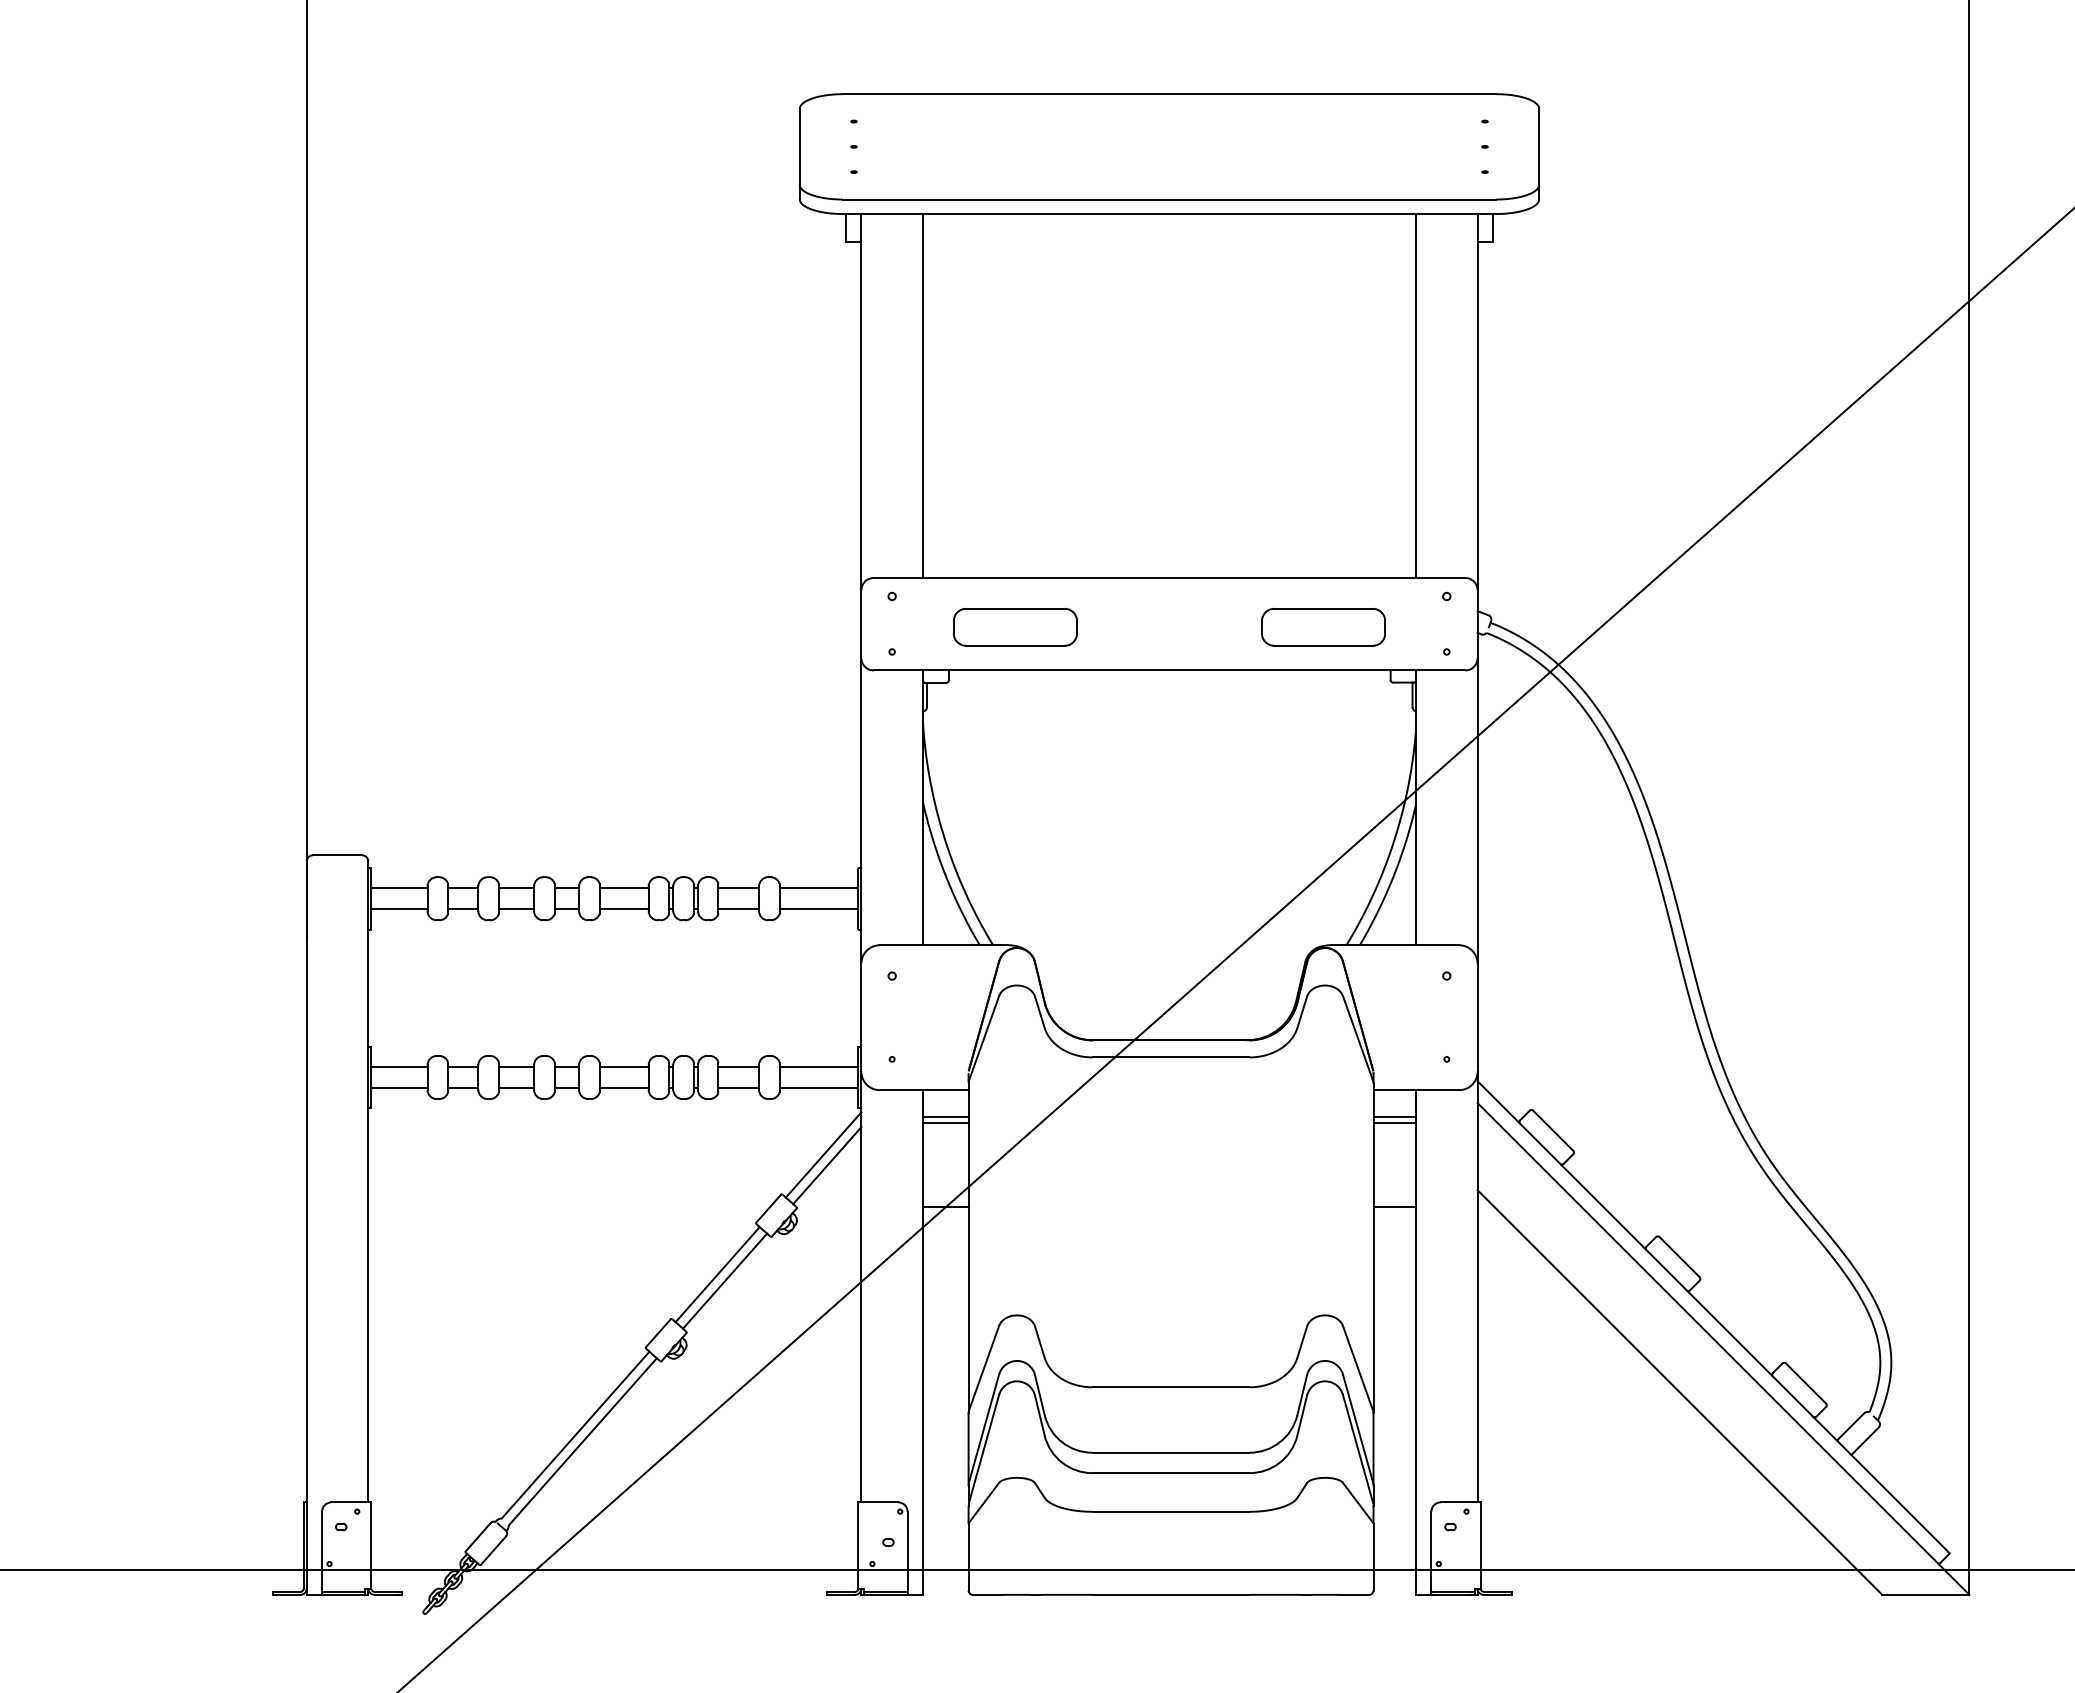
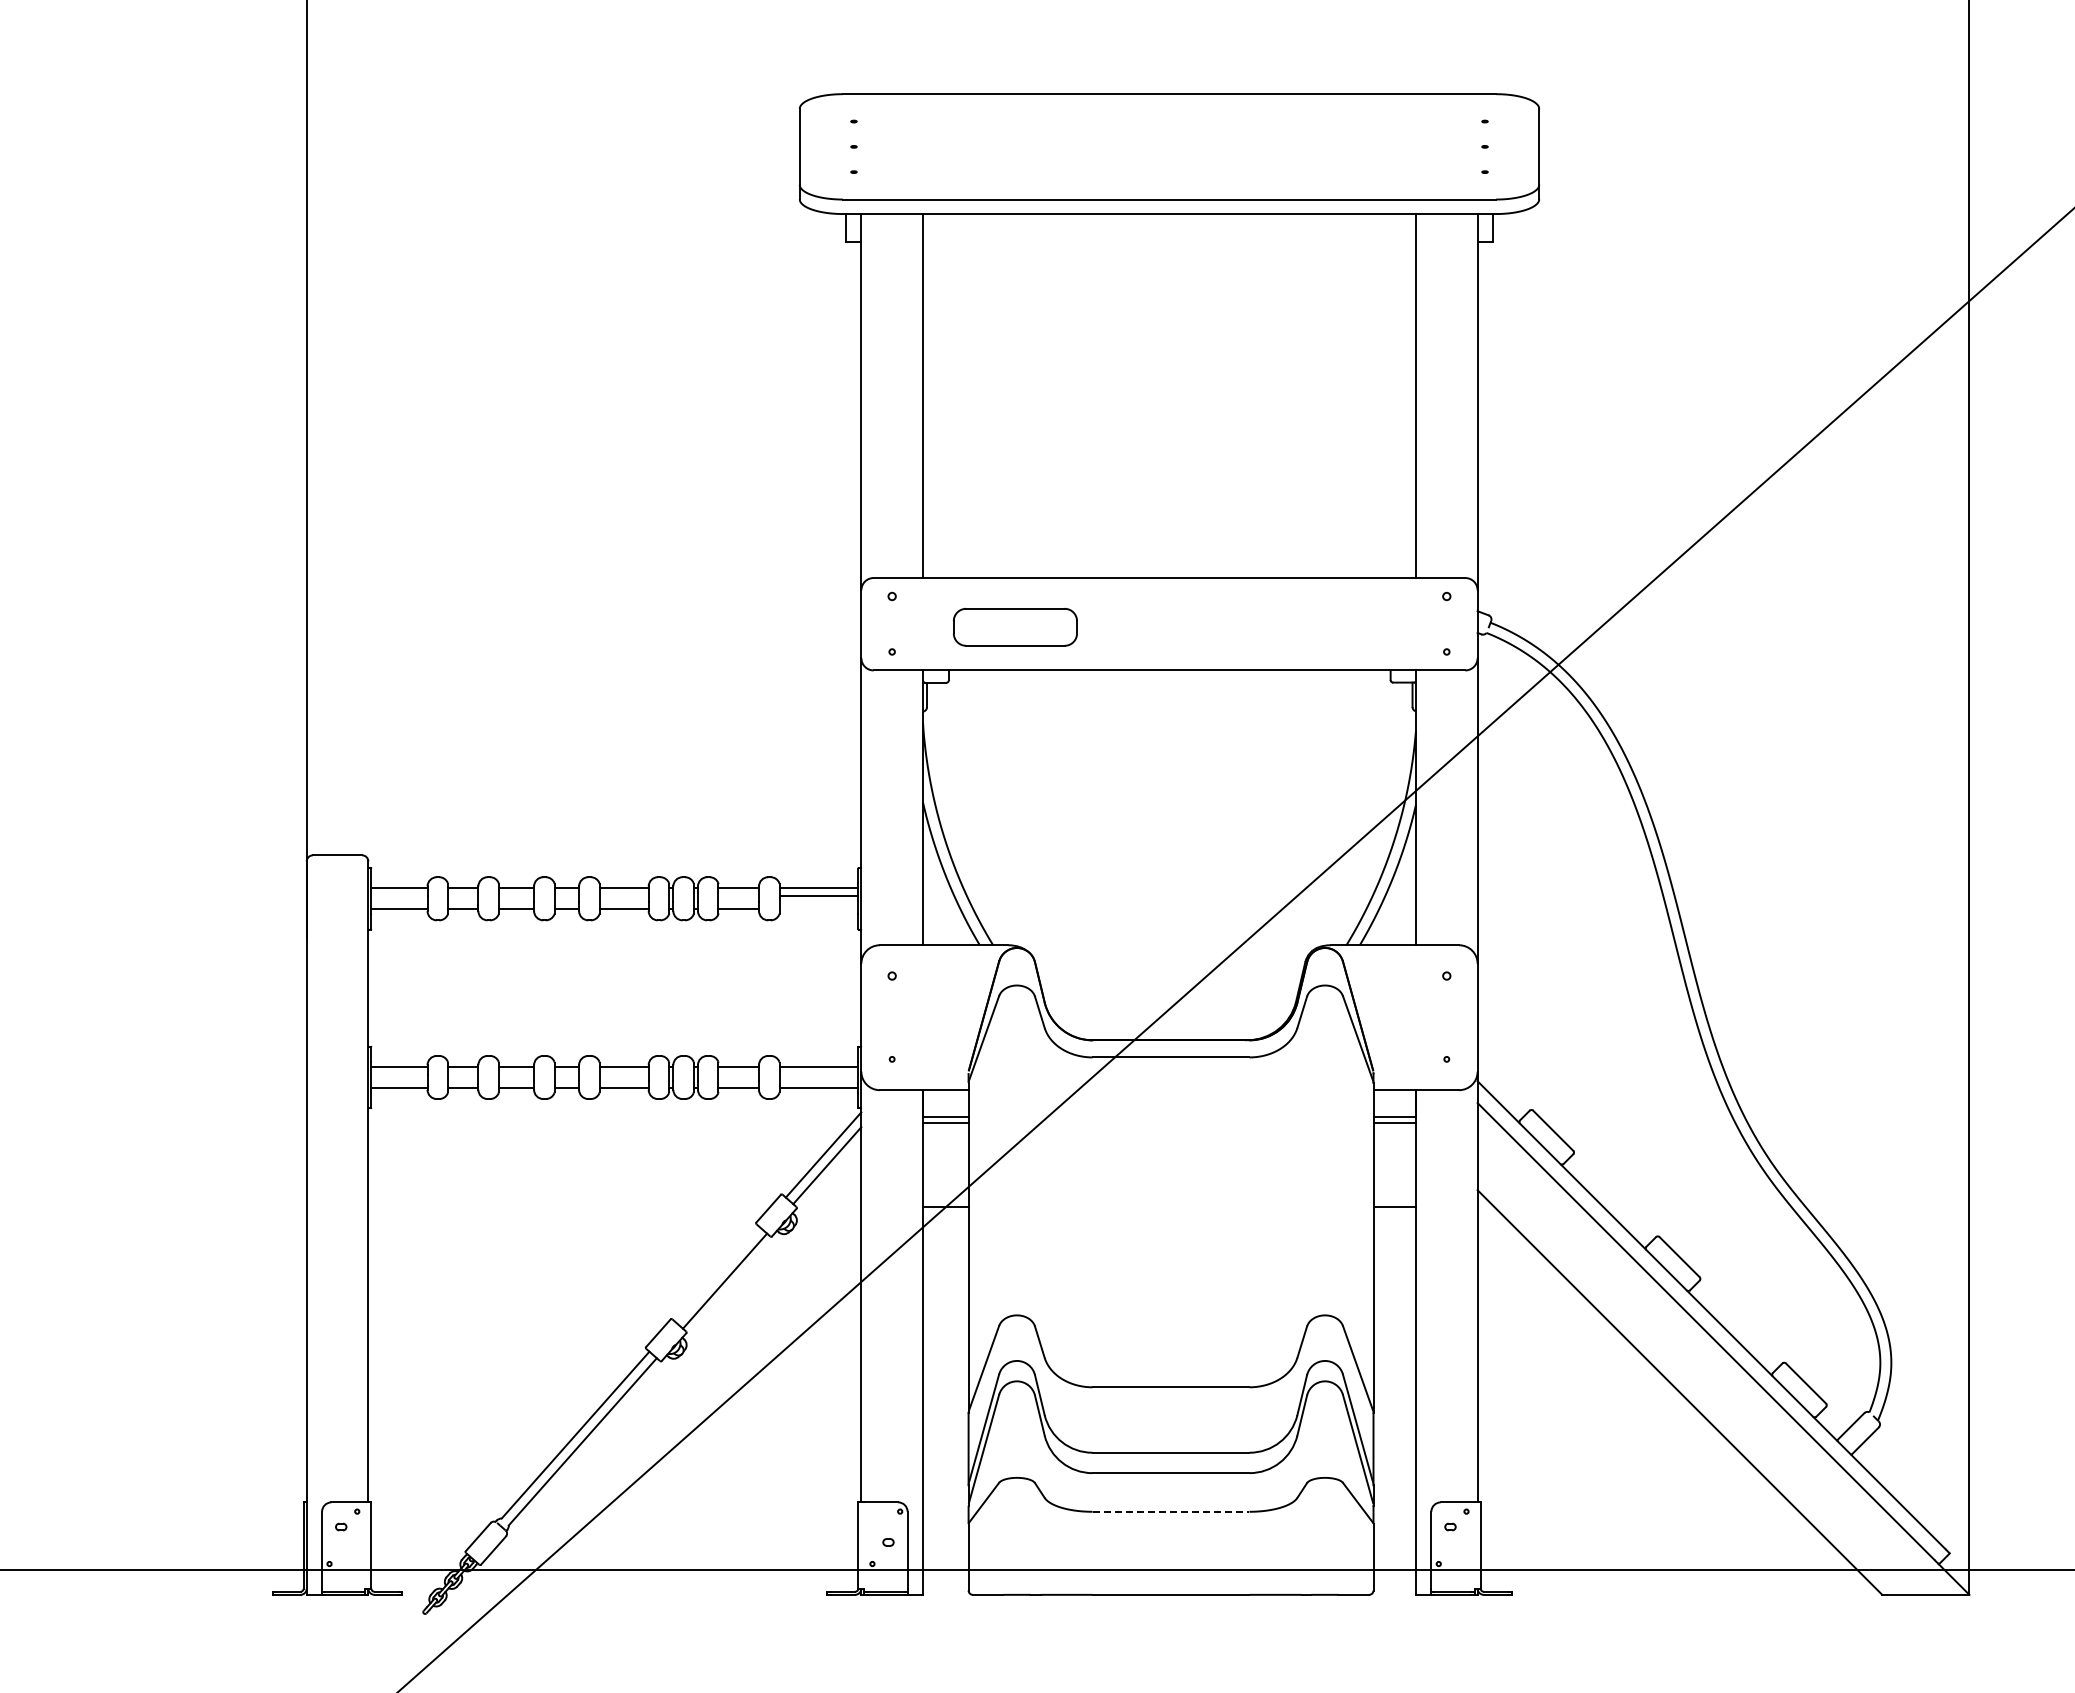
part: present -> none (1323, 627)
line position: (818, 909) -> (818, 896) (818, 896)
line: present -> none (717, 1274)
line: solid -> dashed (1171, 1511)
